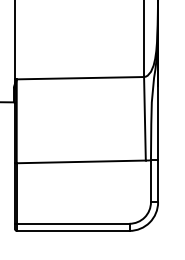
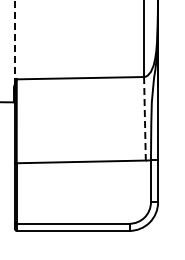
line: solid -> dashed (15, 40)
line: solid -> dashed (144, 118)
